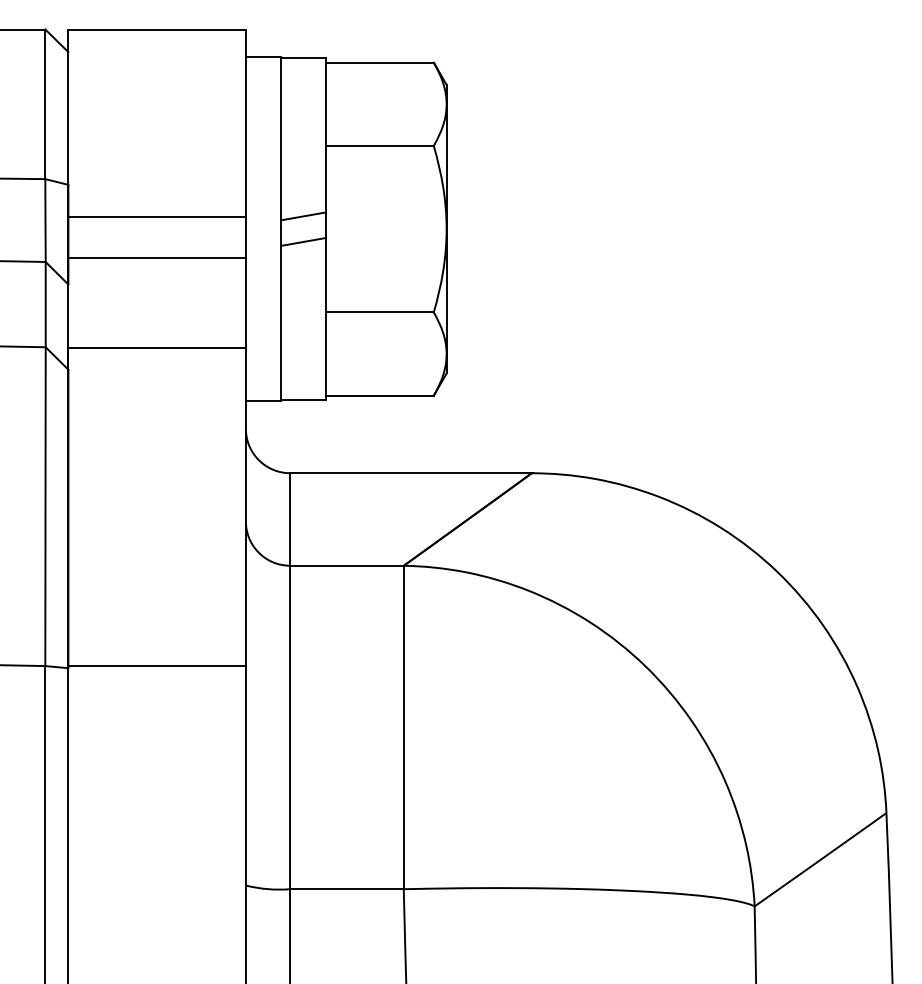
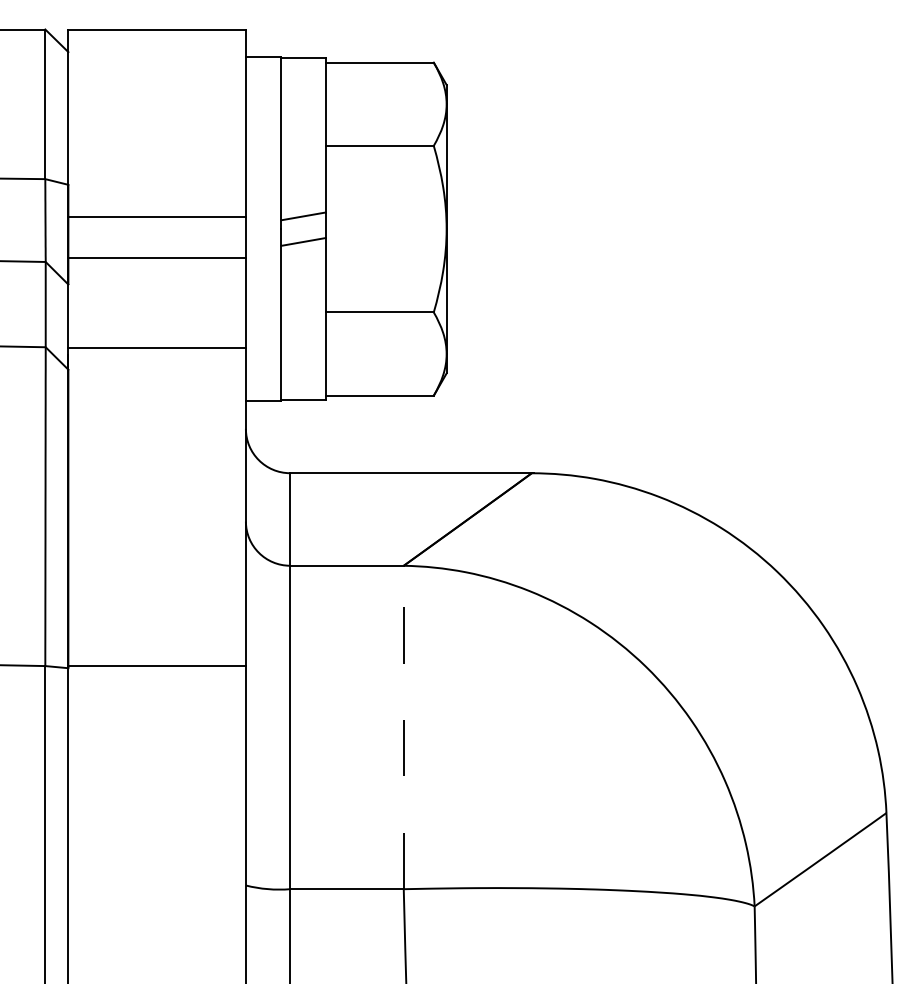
line: solid -> dashed (403, 727)
